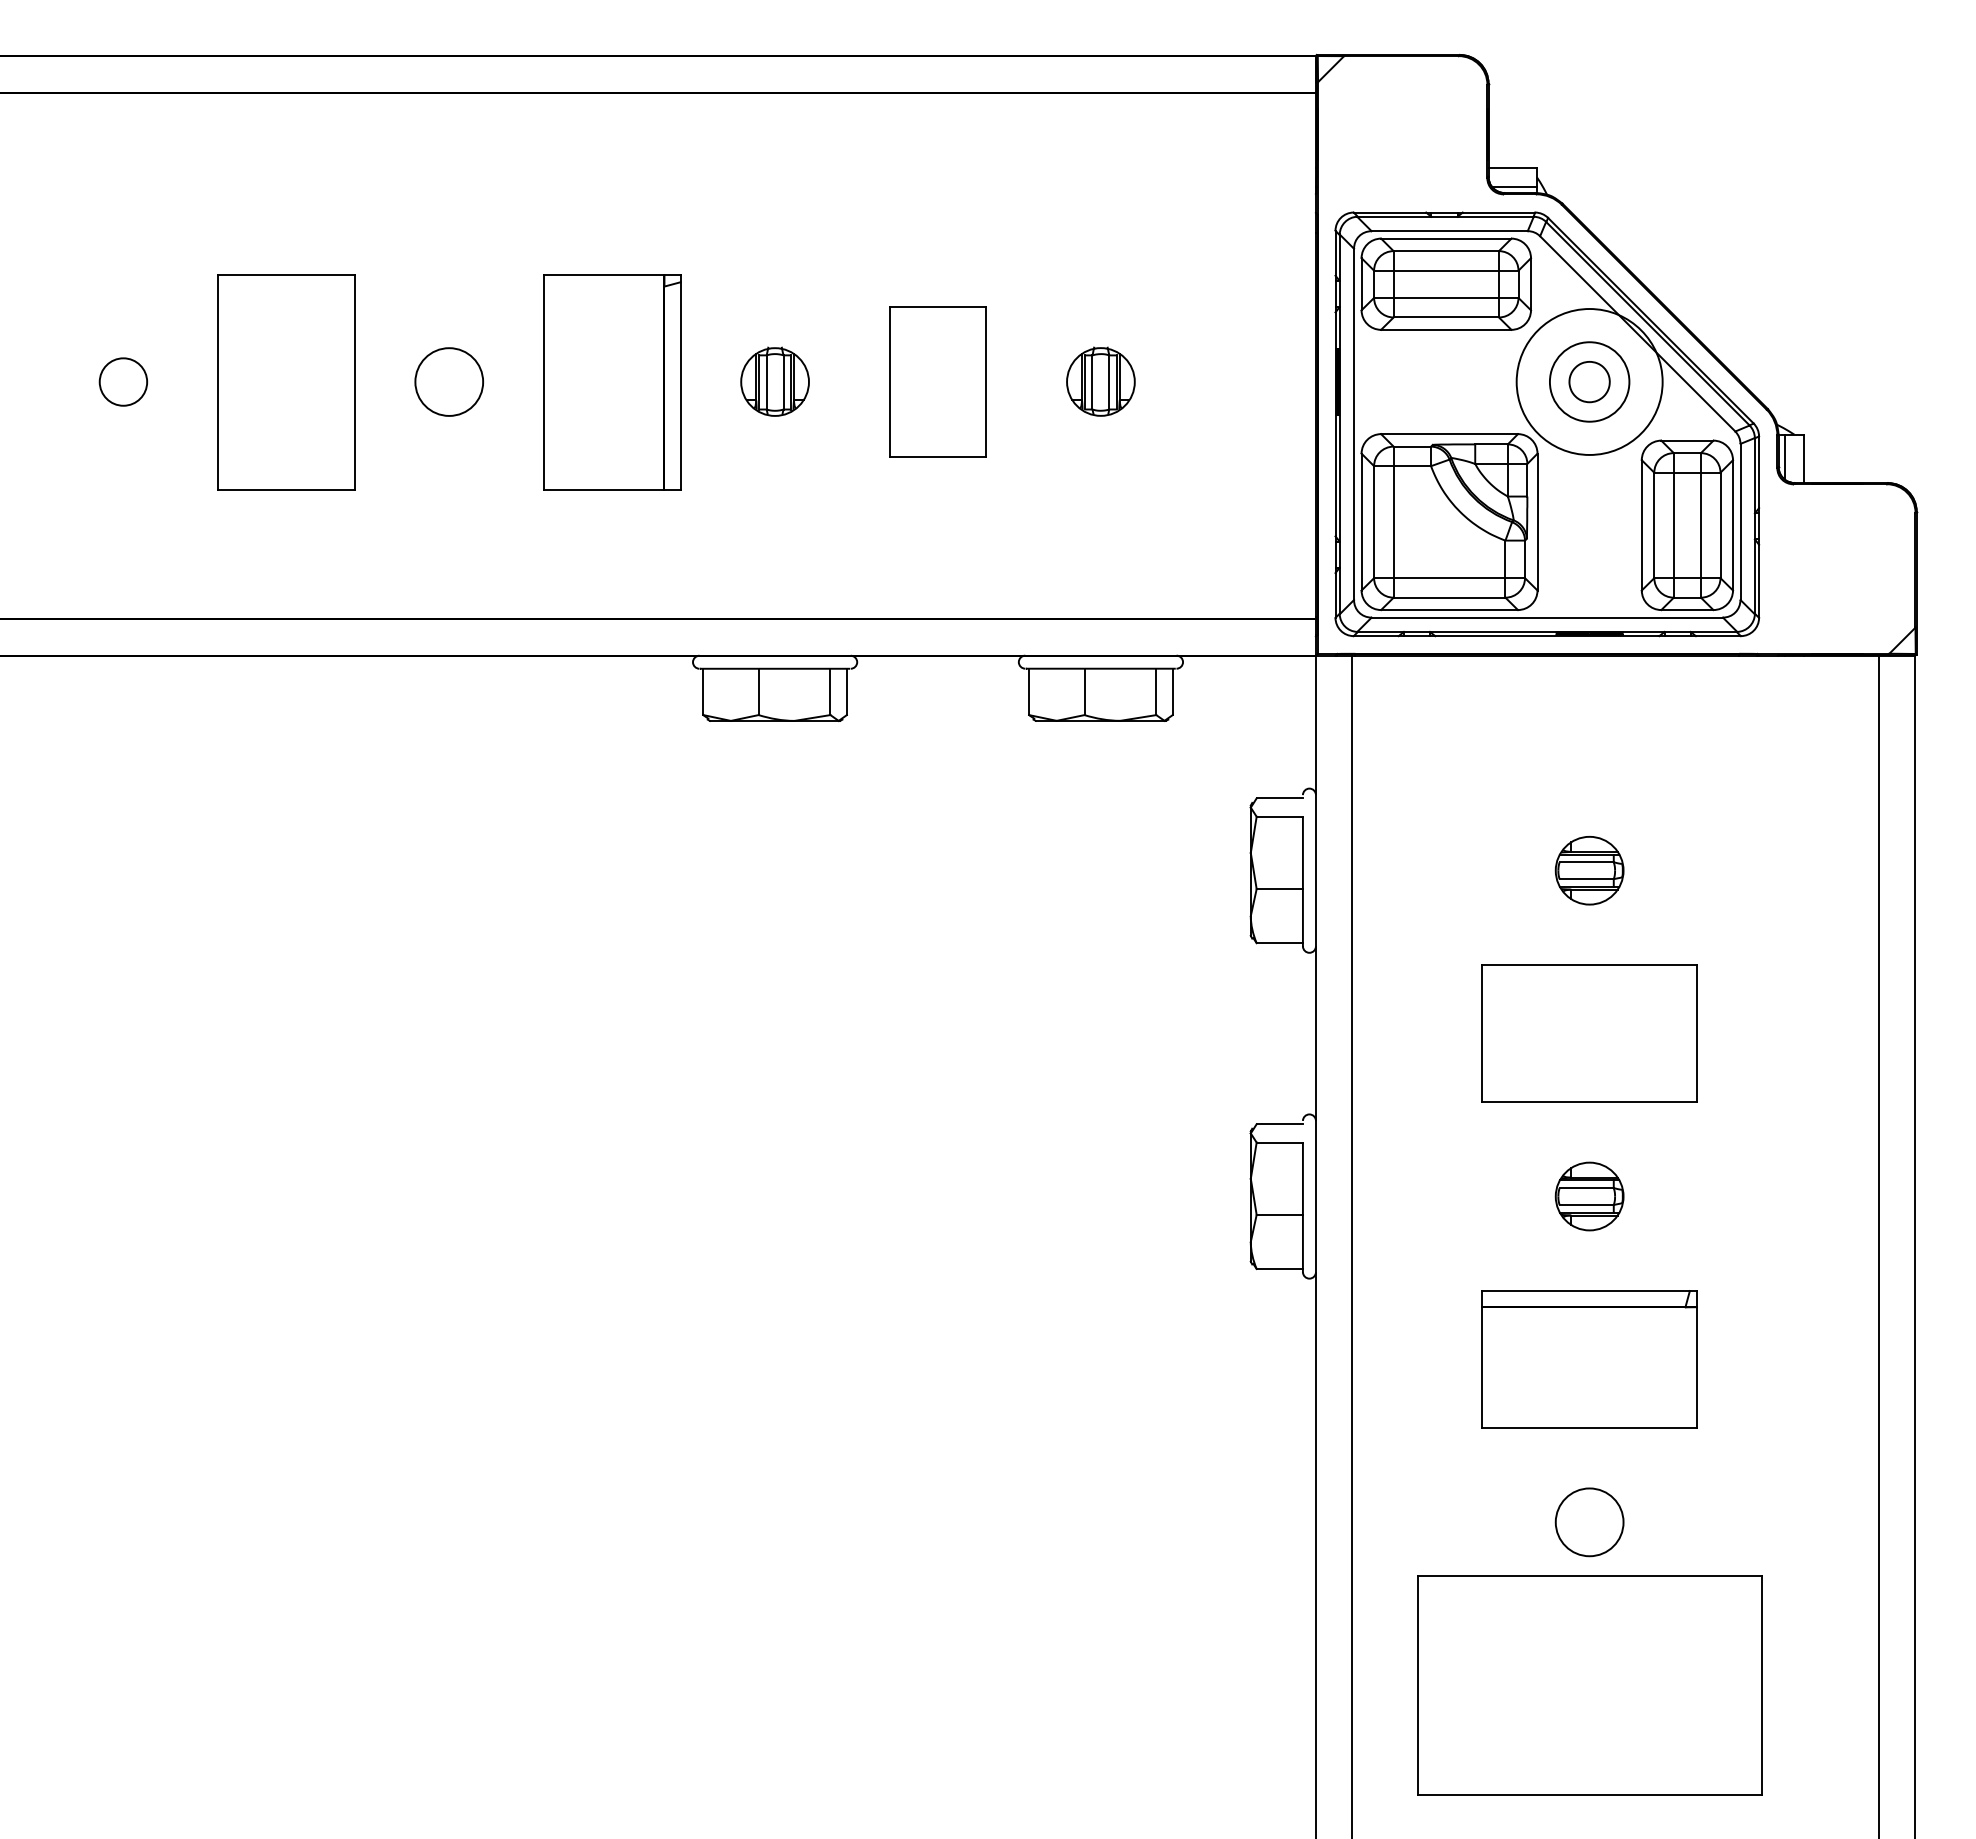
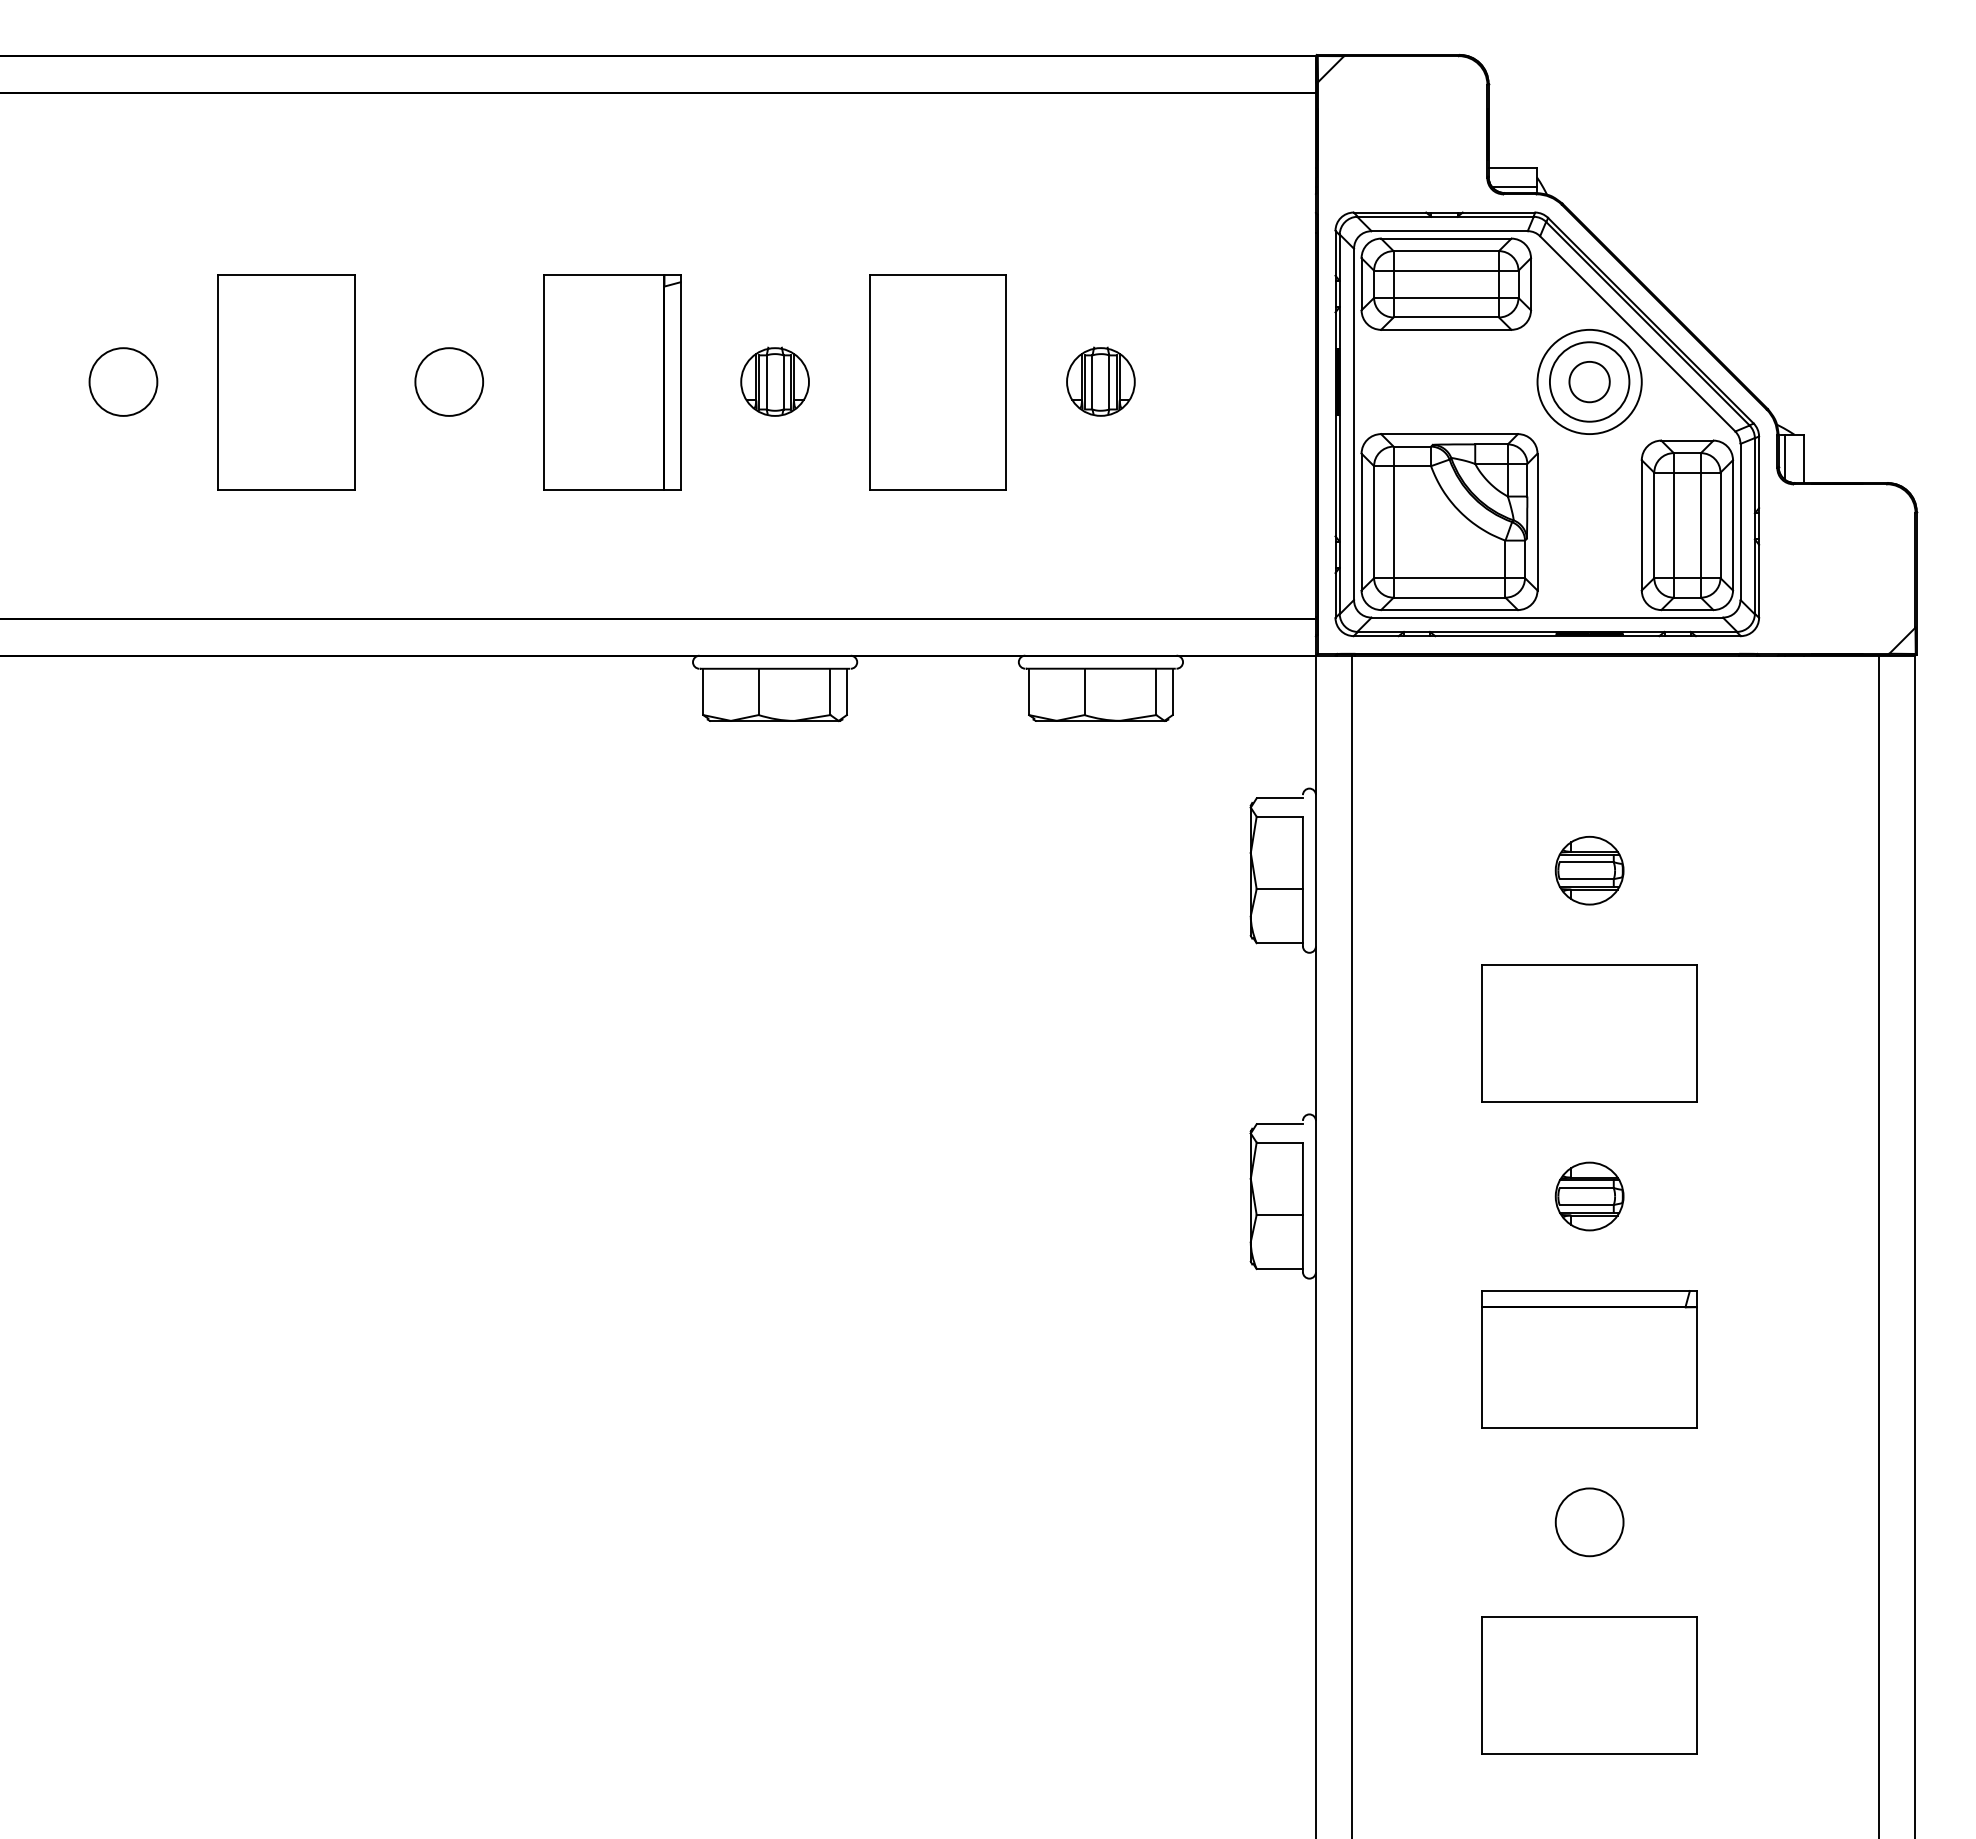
circle diameter: 47 px -> 68 px (123, 381)
part size: 98x152 px -> 138x217 px (937, 382)
circle diameter: 146 px -> 104 px (1589, 381)
part size: 346x221 px -> 217x139 px (1589, 1685)
